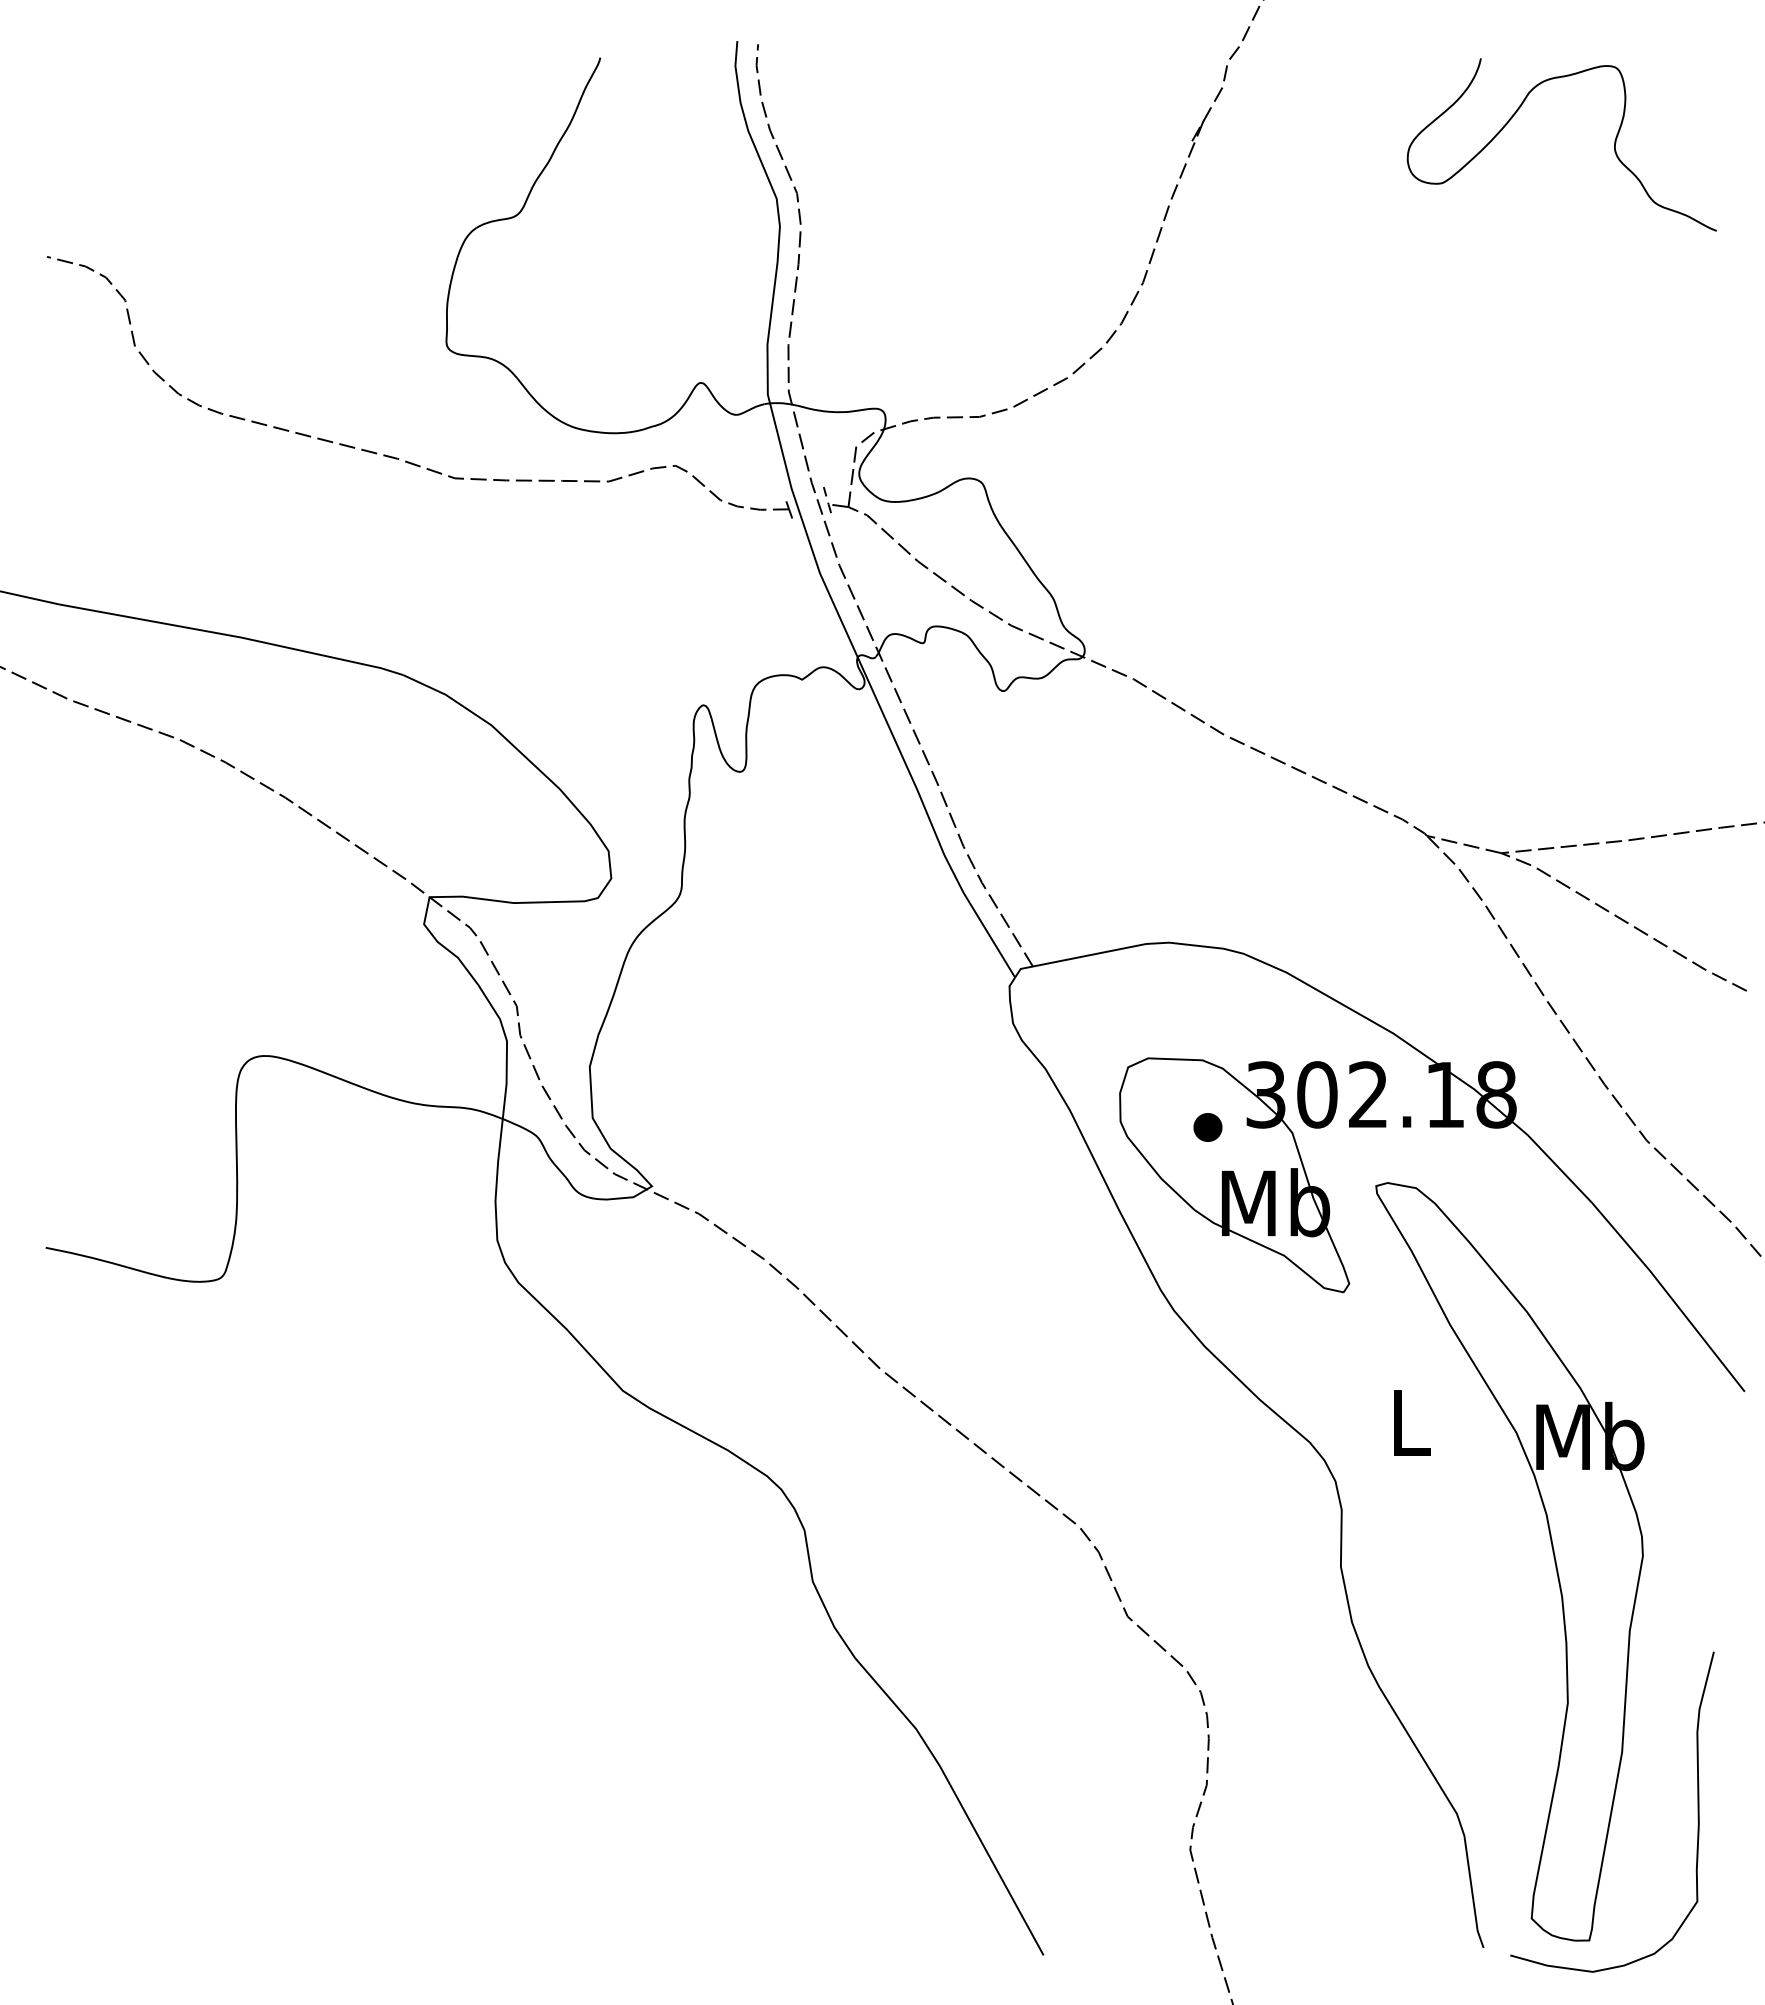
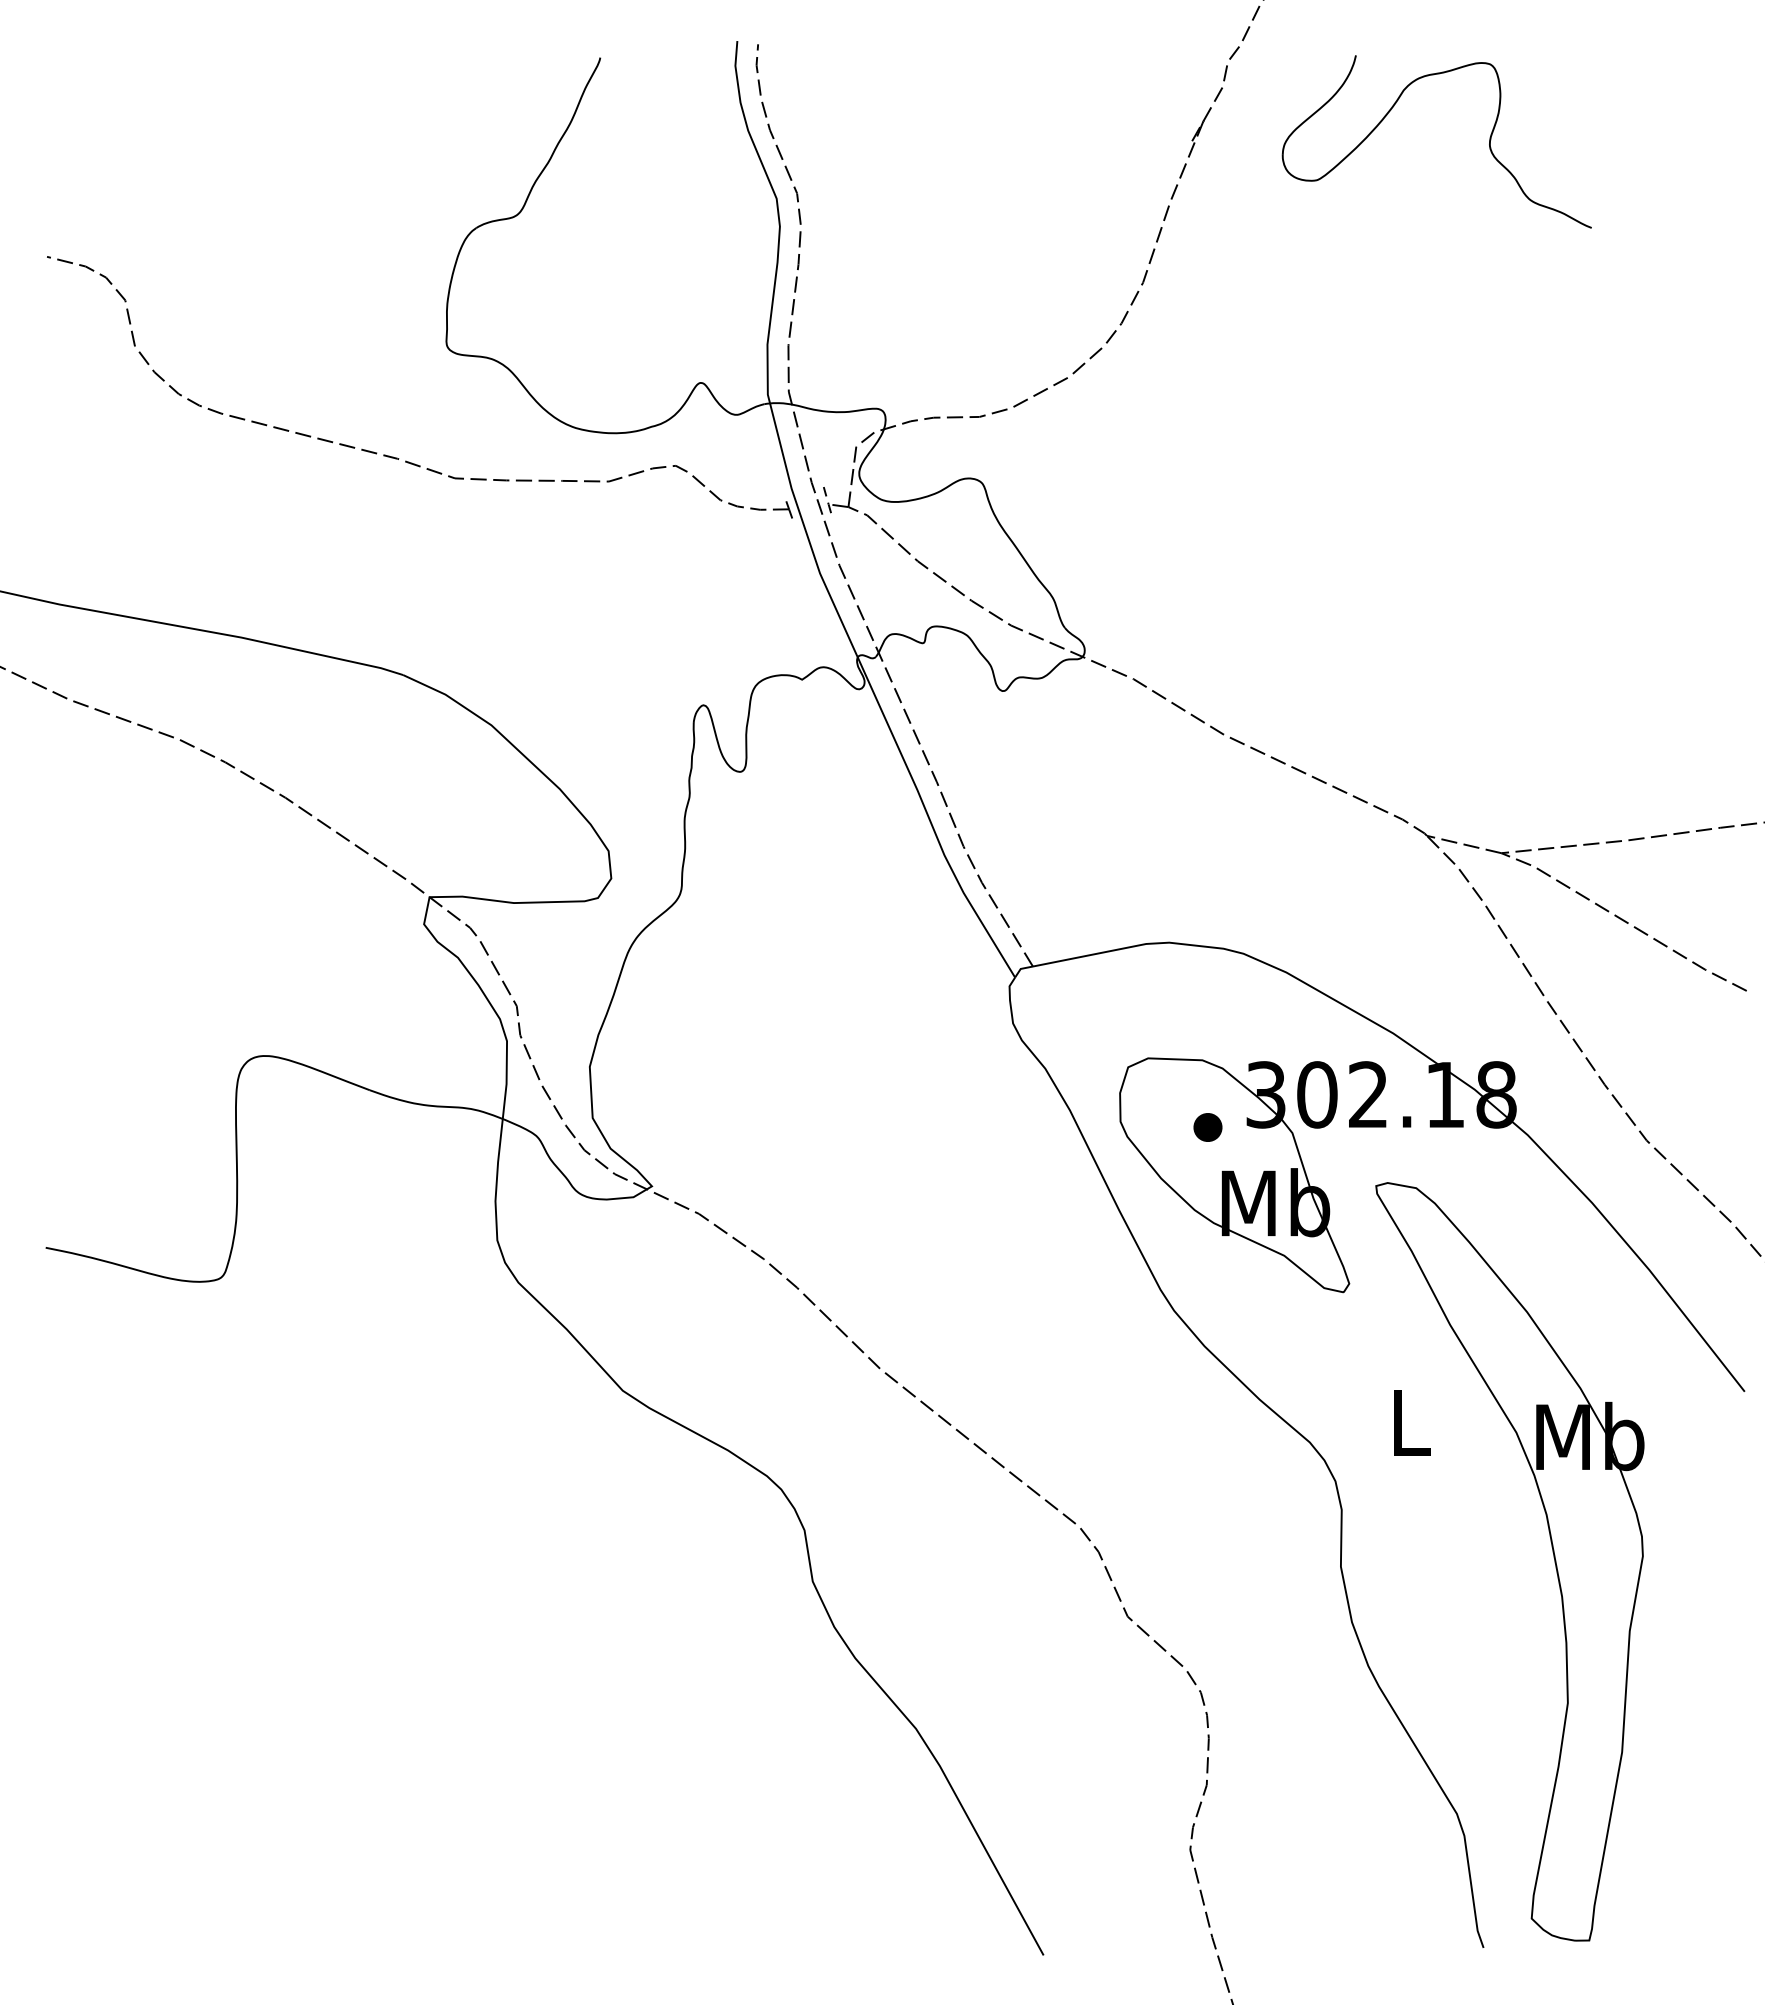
part position: (1614, 144) -> (1489, 141) (1489, 141)
curve: present -> none (1697, 1811)
